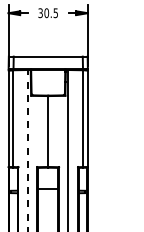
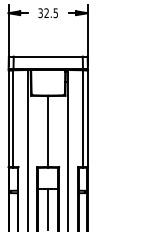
text: 30.5 -> 32.5 (46, 13)
line: dashed -> solid (28, 150)
line: none -> present (48, 208)
